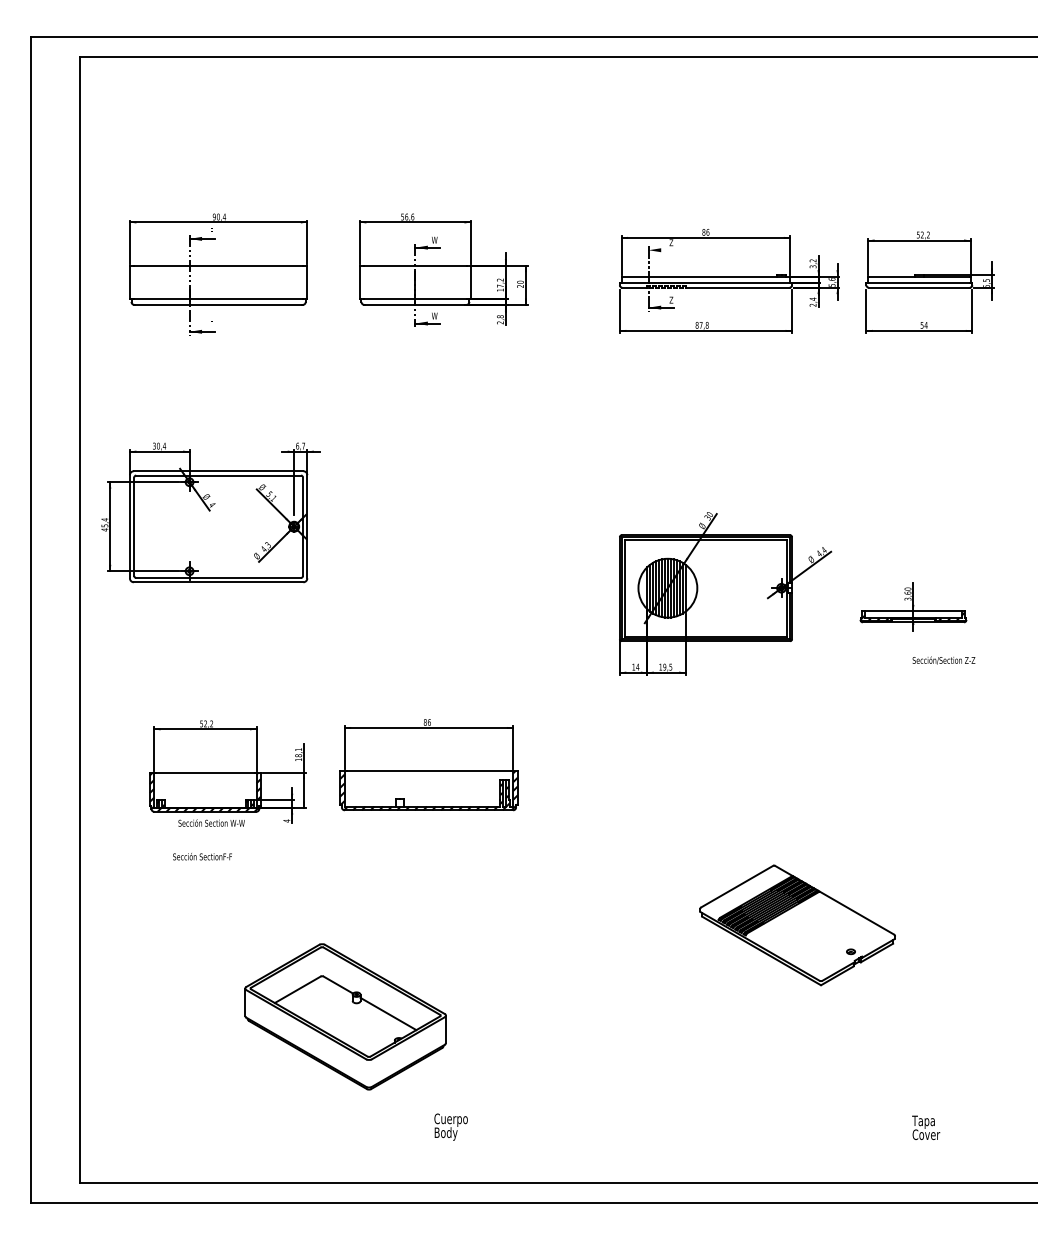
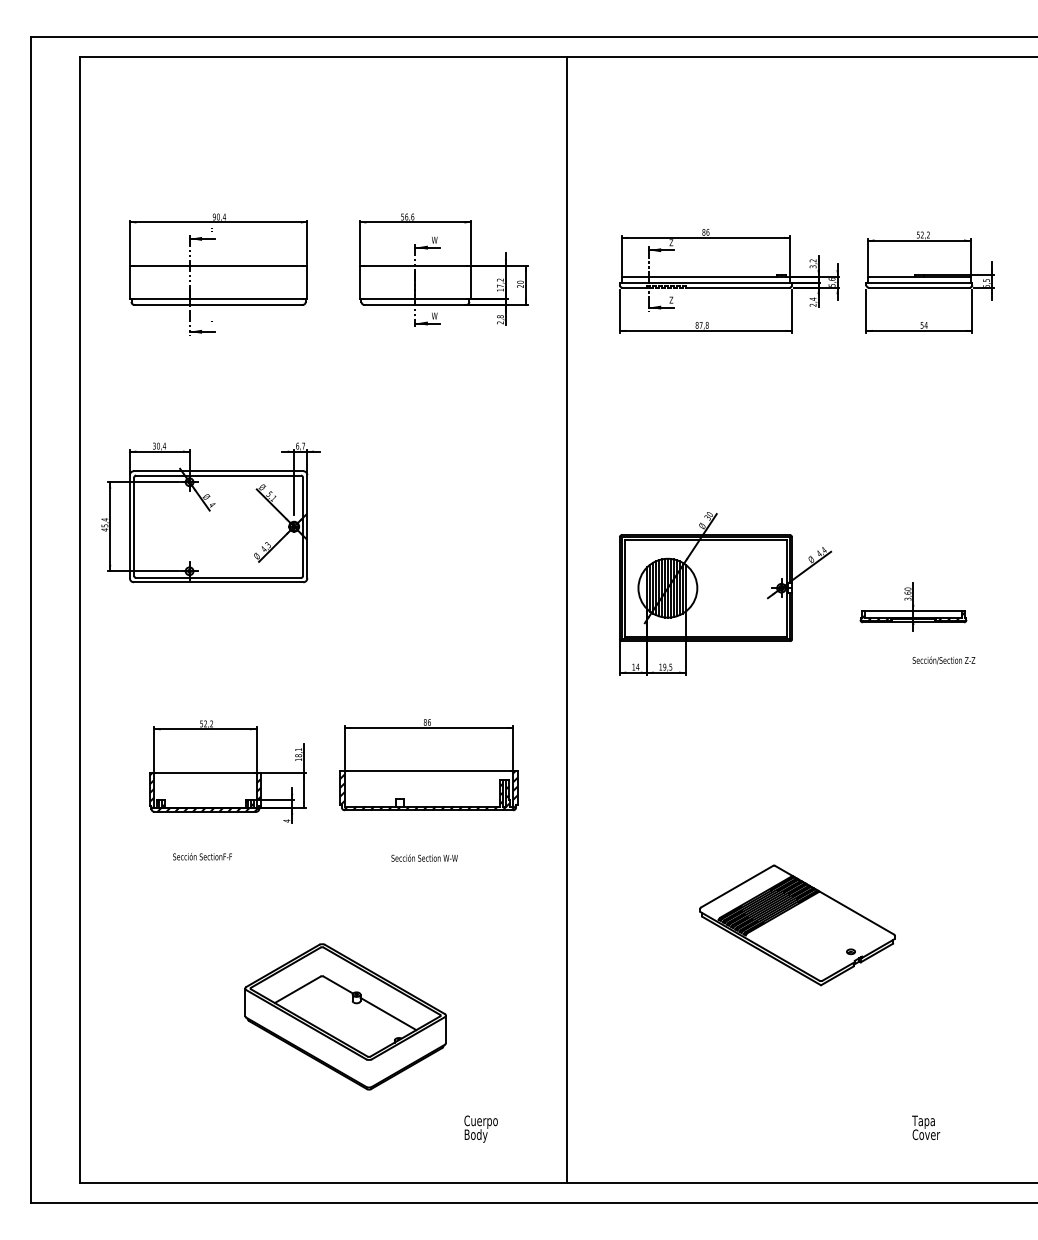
line: none -> present (660, 250)
line: none -> present (566, 619)
text position: (211, 822) -> (424, 857) (424, 857)
text position: (450, 1126) -> (480, 1128) (480, 1128)
